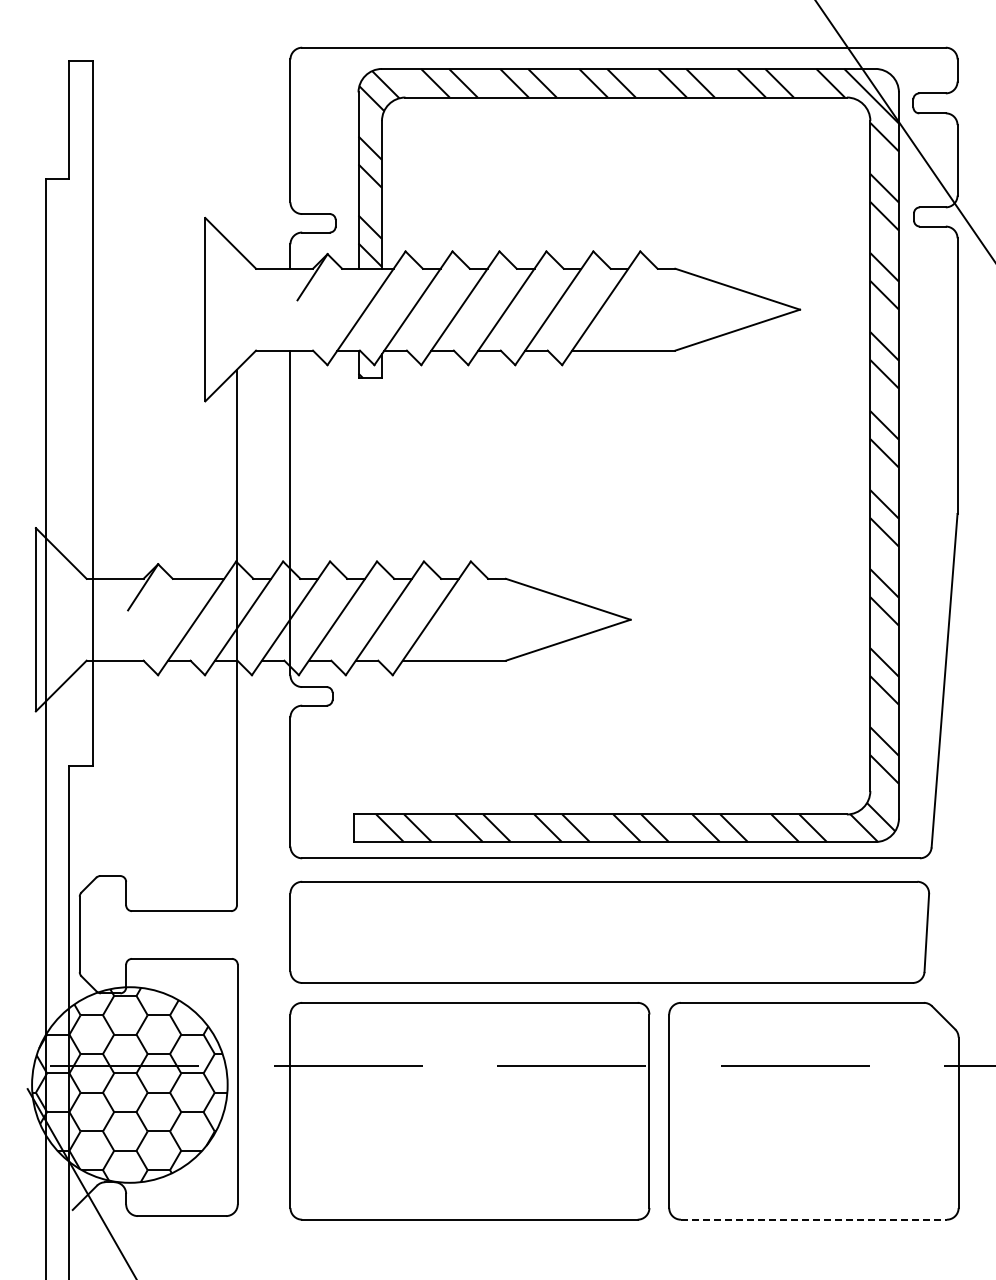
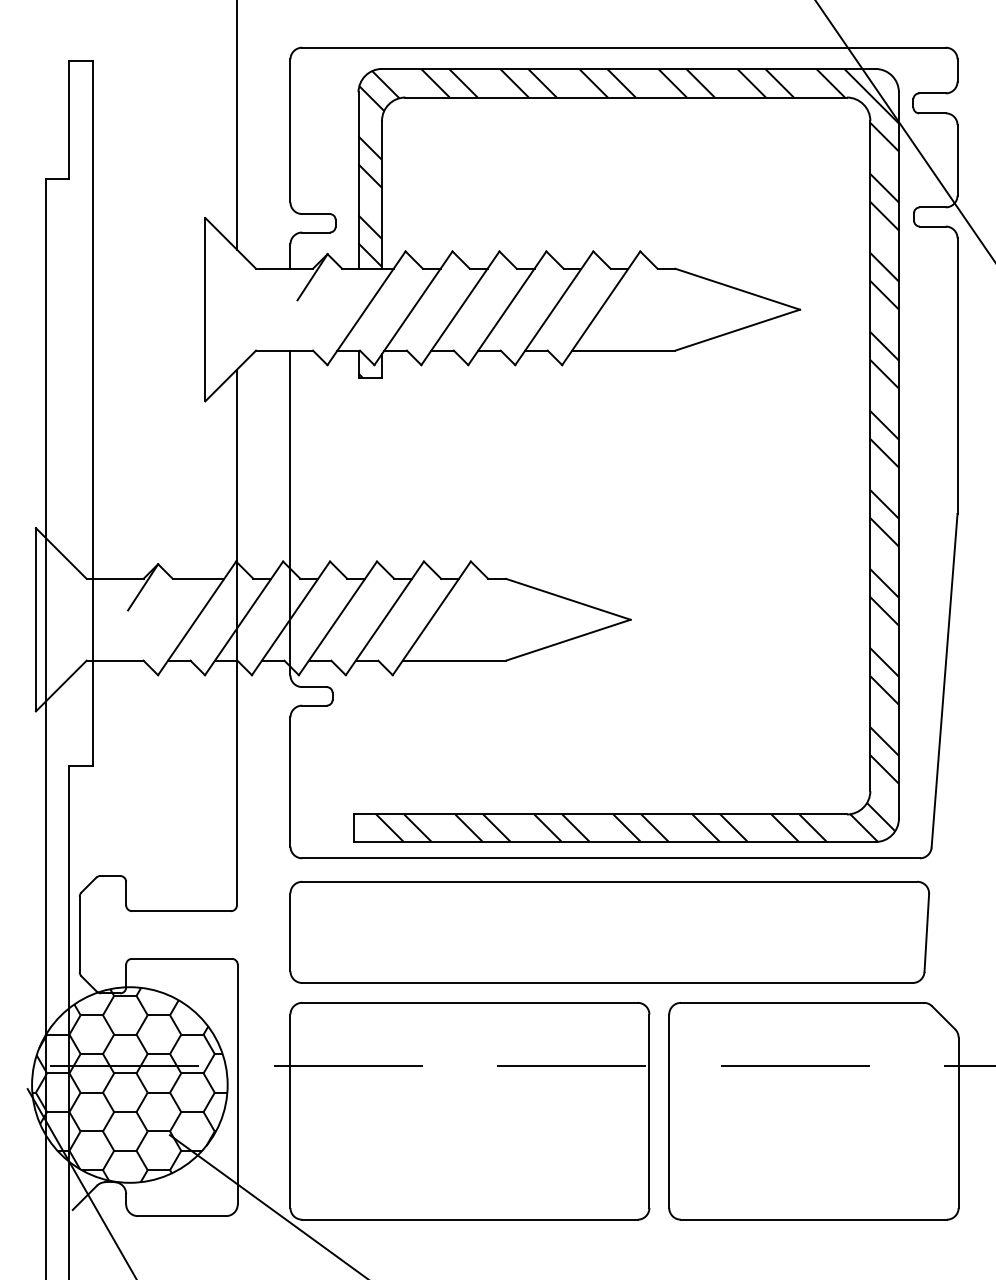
line: none -> present (236, 125)
line: none -> present (266, 1205)
line: dashed -> solid (813, 1219)
